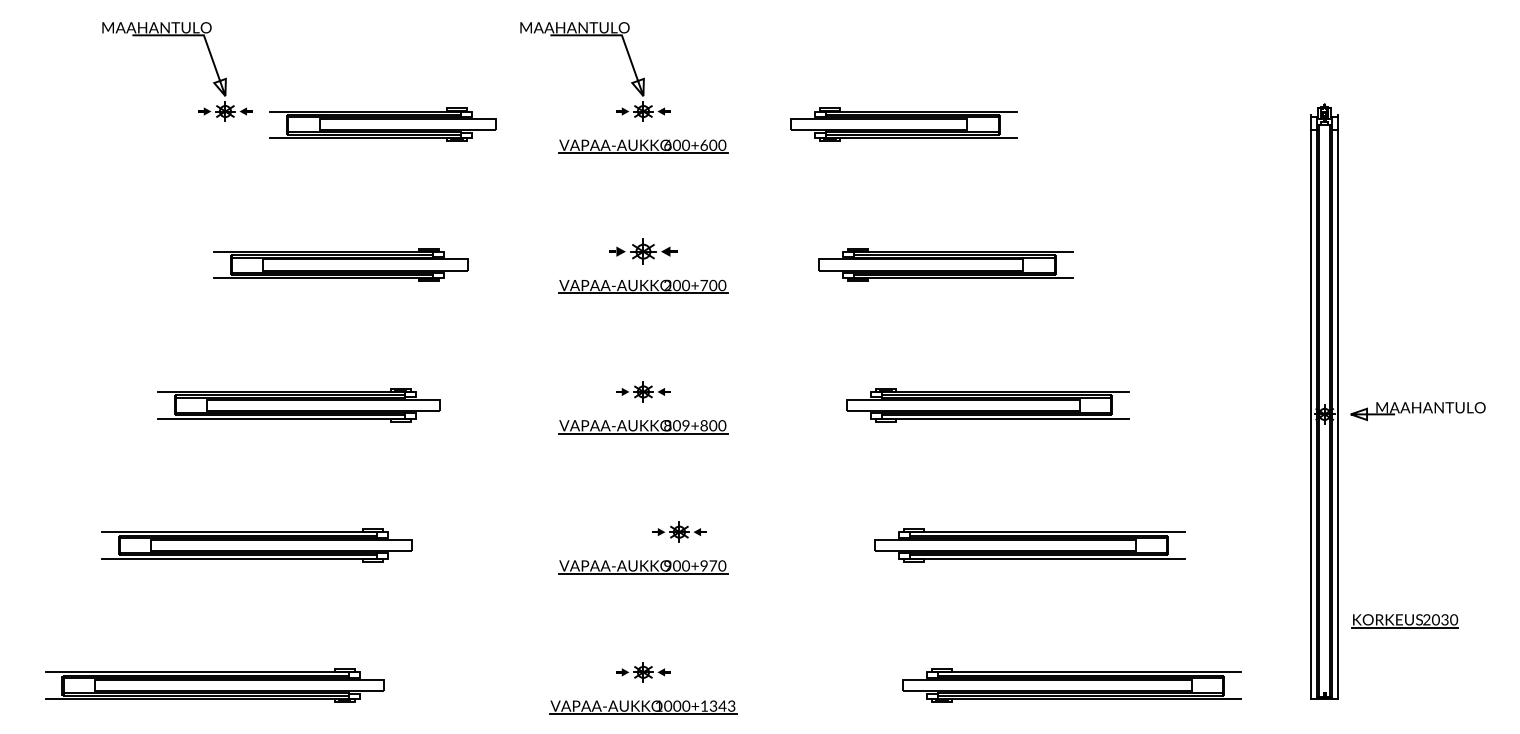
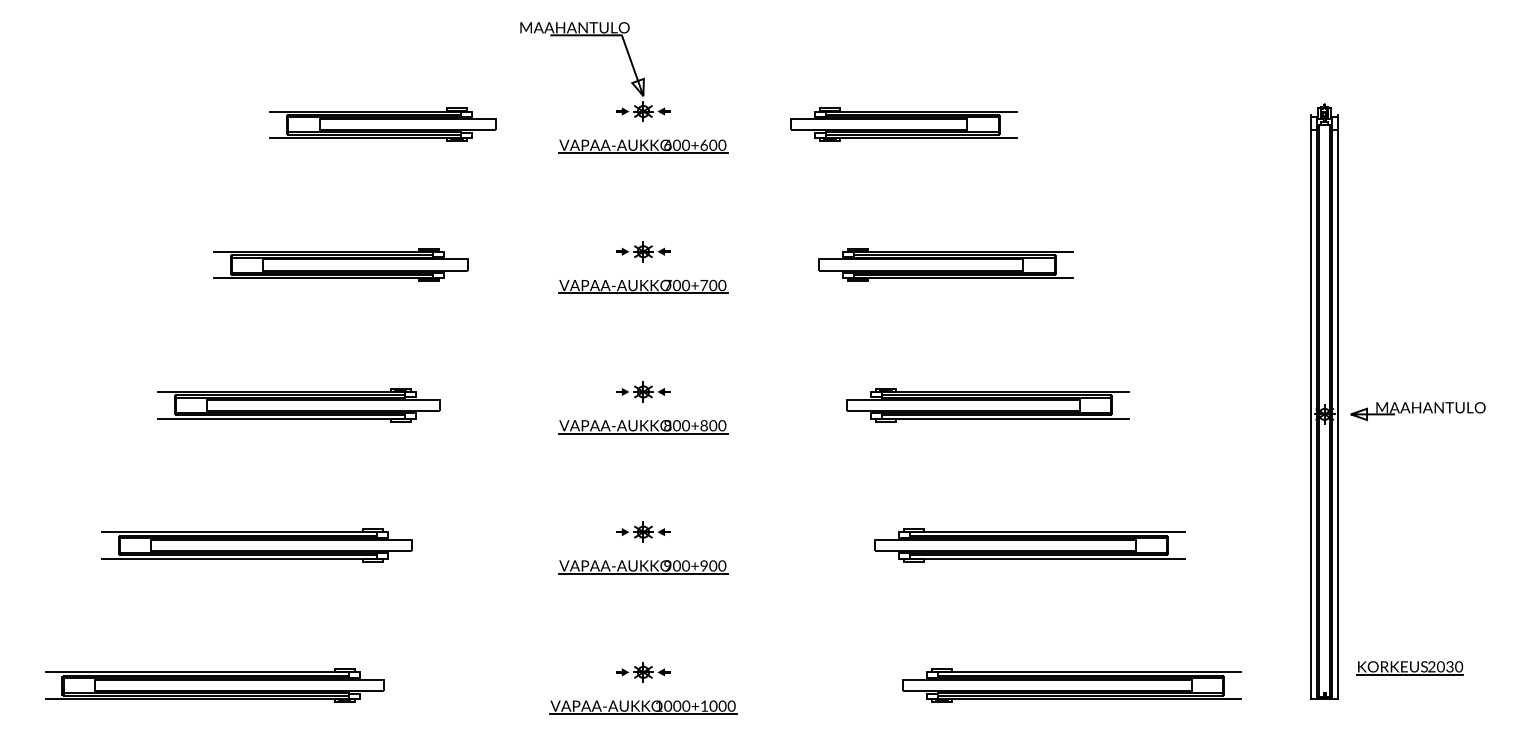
part: present -> none (177, 36)
part size: 69x27 px -> 55x22 px (643, 251)
text: 200+700 -> 700+700 (667, 285)
text: 809+800 -> 800+800 (686, 427)
part position: (679, 531) -> (643, 531) (643, 531)
text: 900+970 -> 900+900 (713, 565)
part position: (1404, 621) -> (1409, 668) (1409, 668)
text: 1000+1343 -> 1000+1000 (722, 705)
